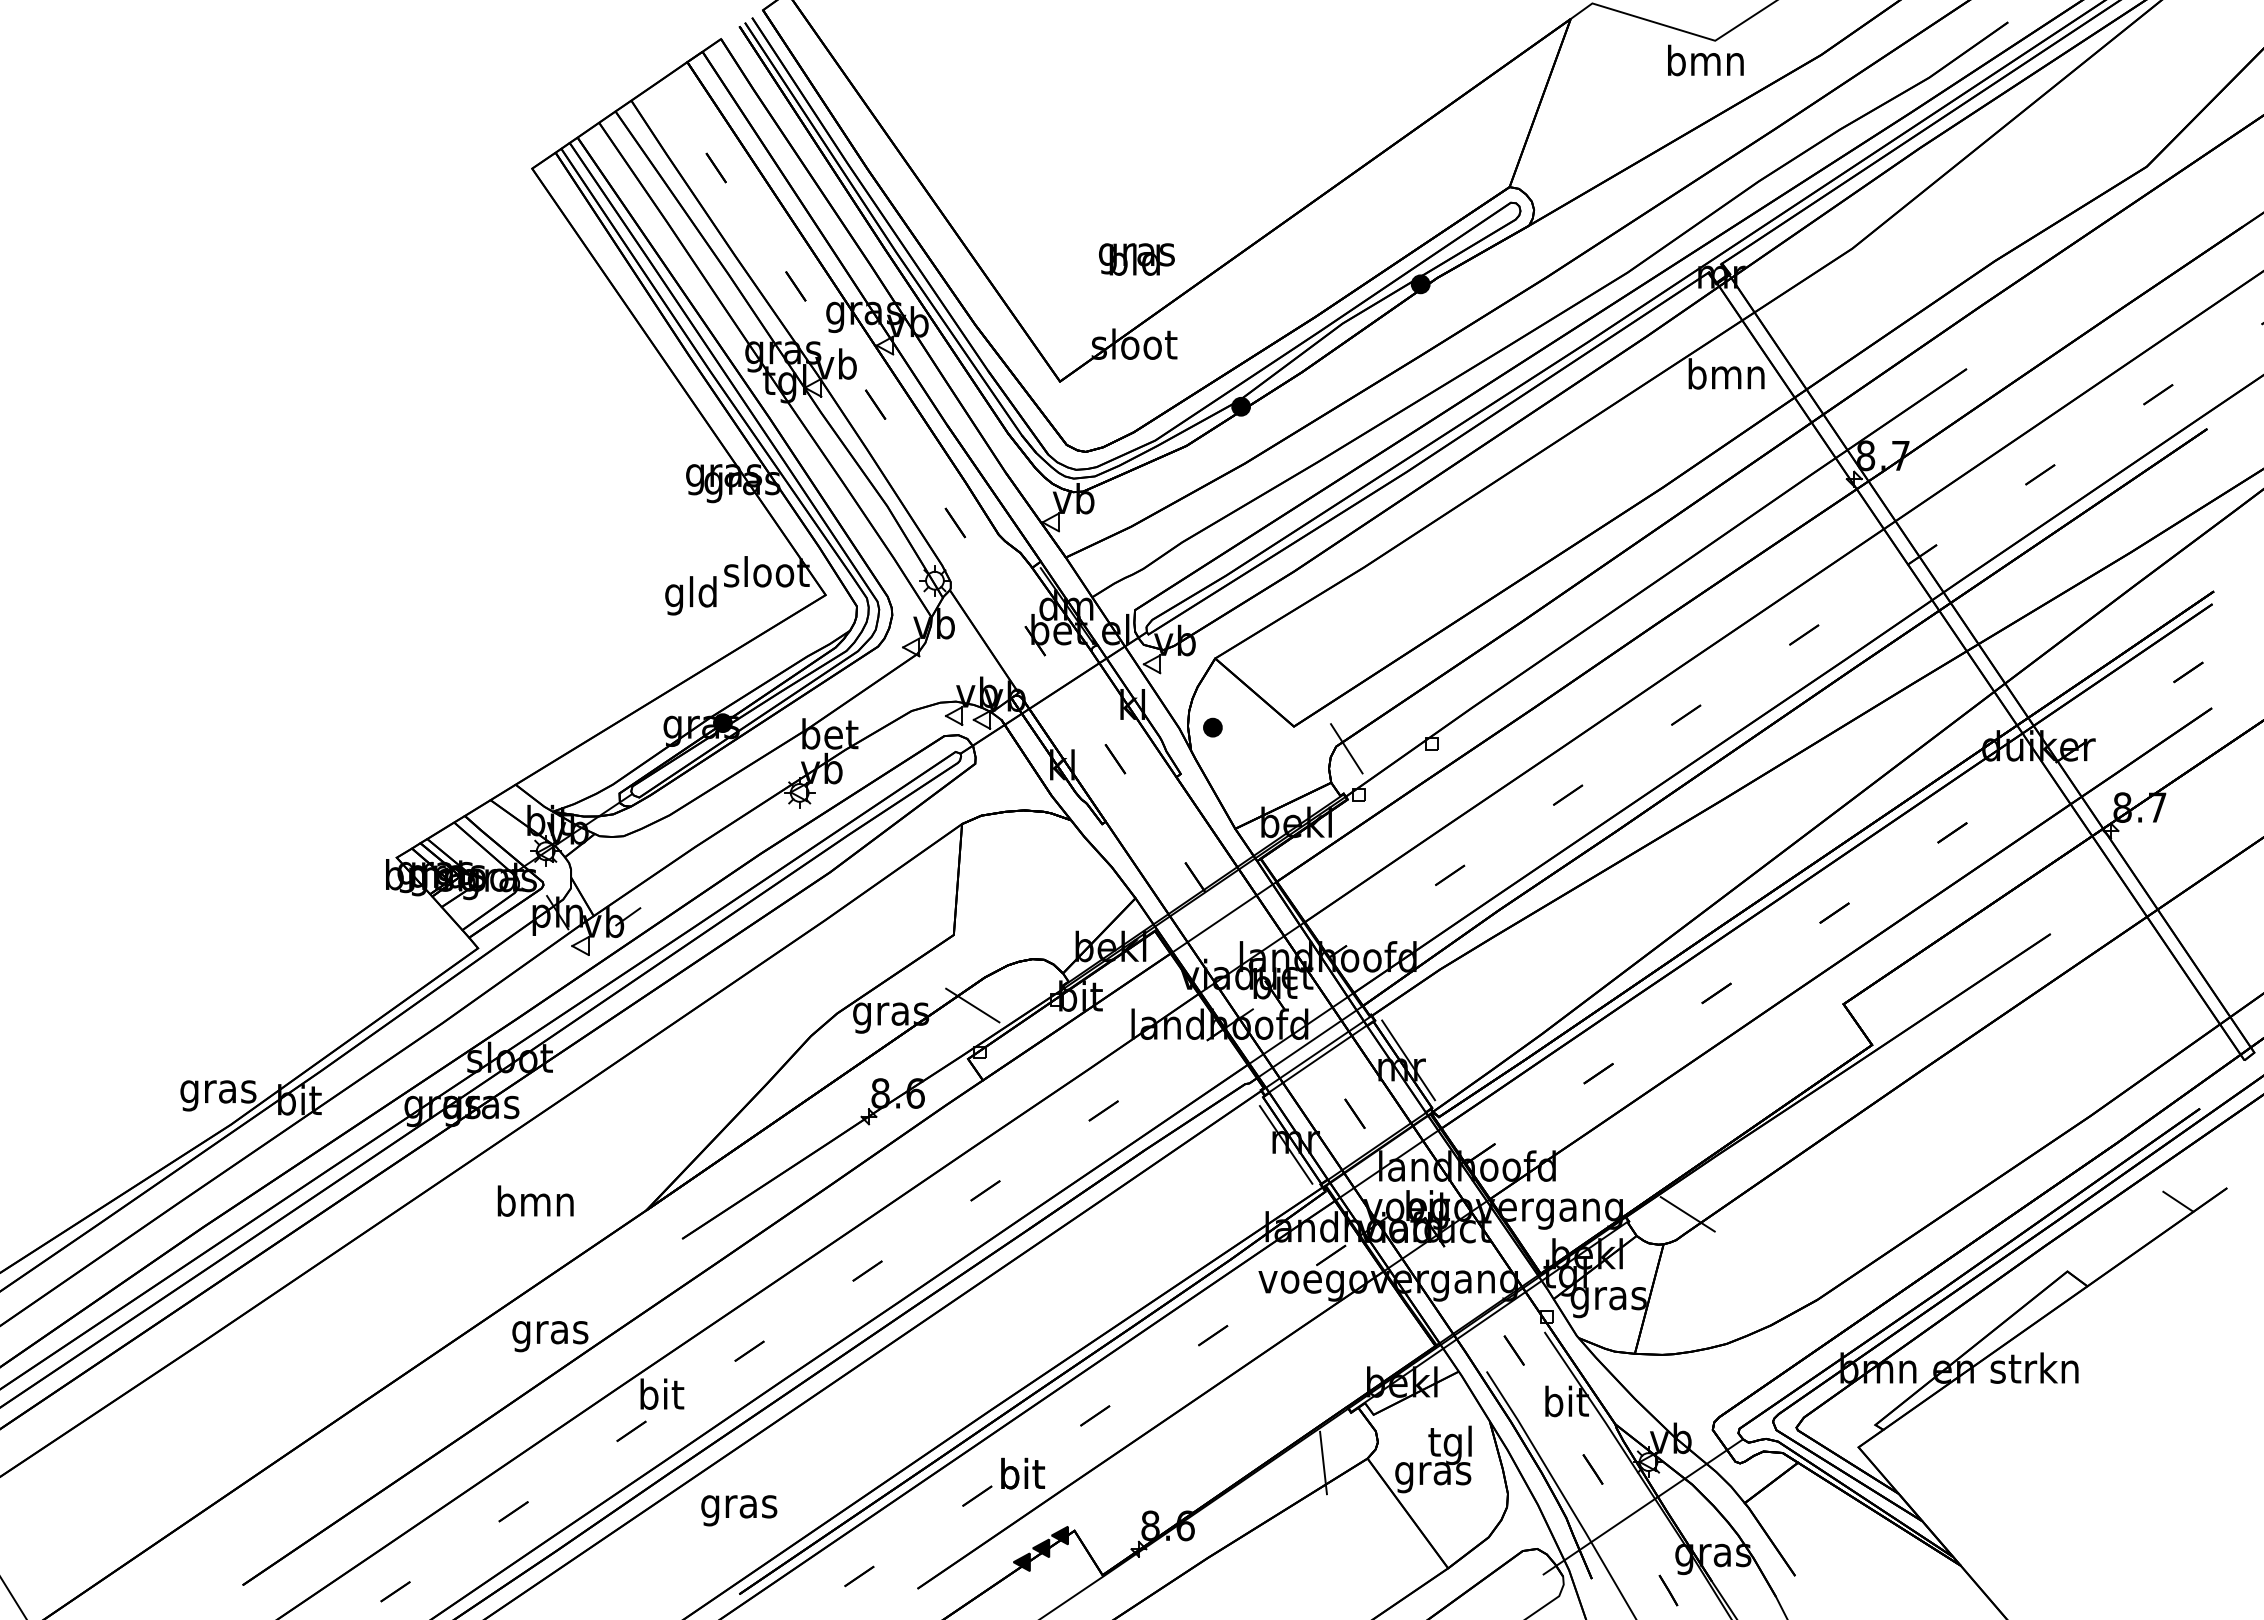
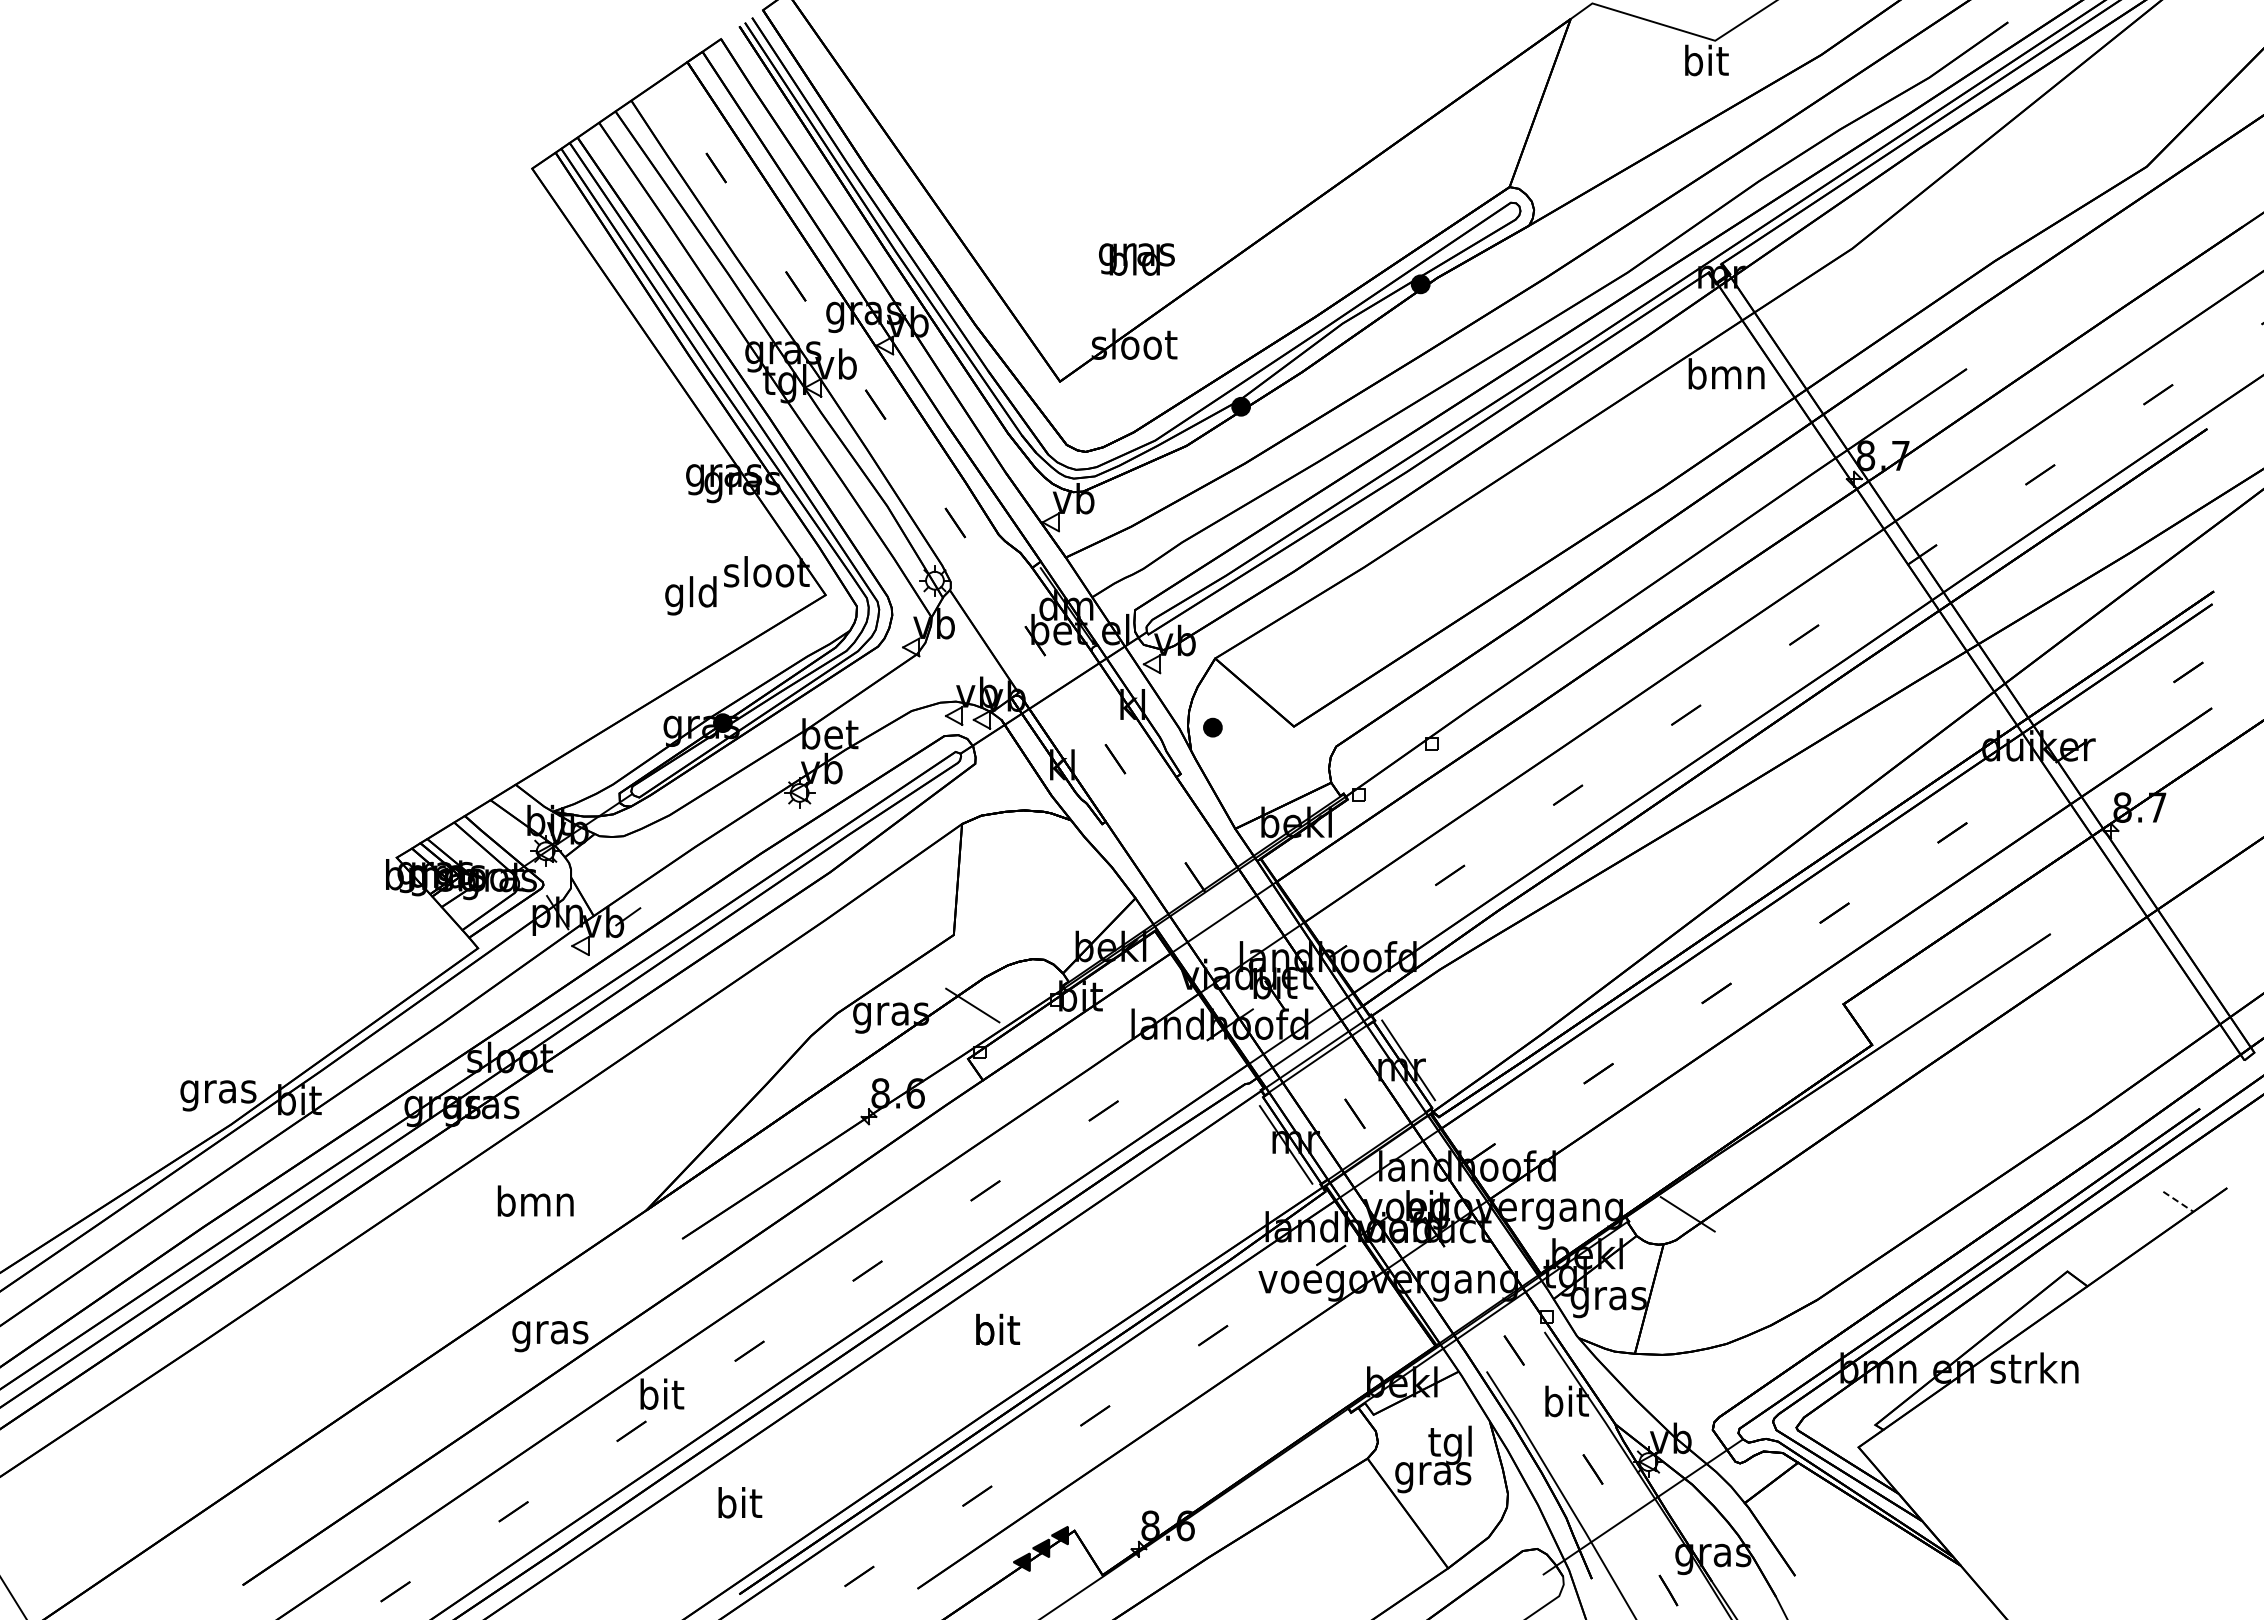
text: bmn -> bit (1705, 60)
line: present -> none (1346, 748)
line: solid -> dashed (2178, 1202)
line: present -> none (1323, 1462)
text position: (1023, 1473) -> (998, 1329) (998, 1329)
text: gras -> bit (739, 1506)
